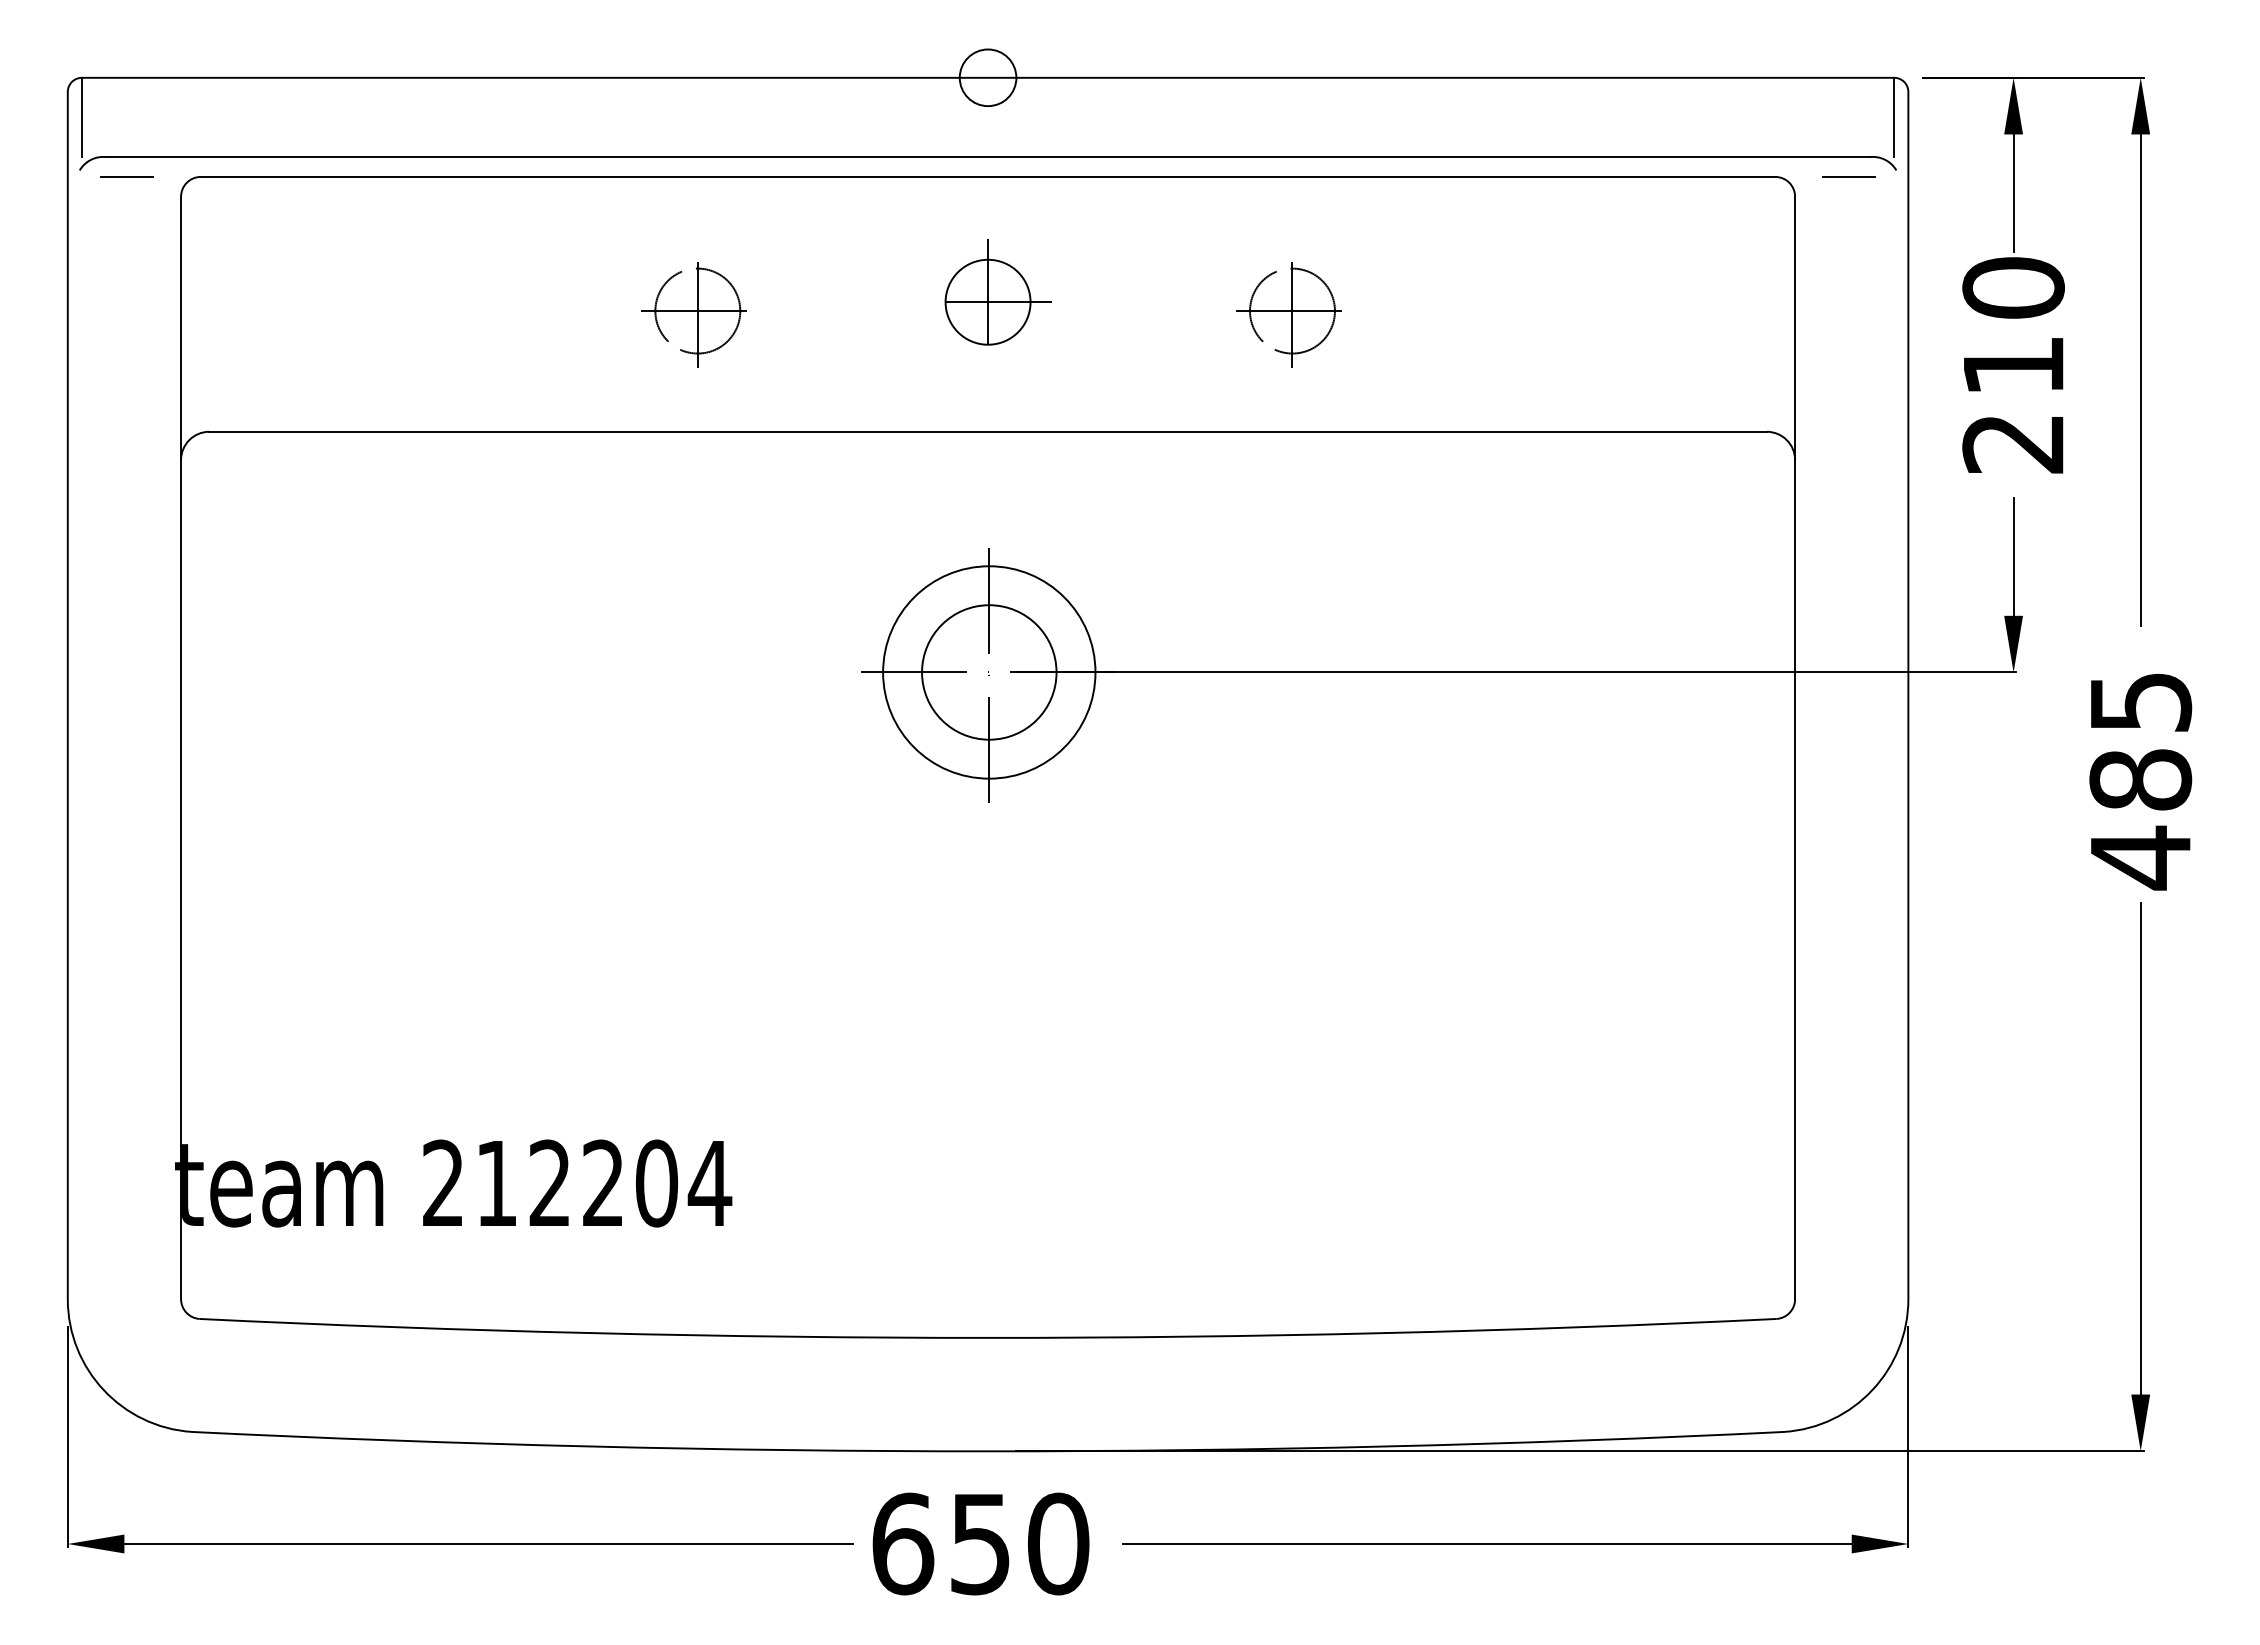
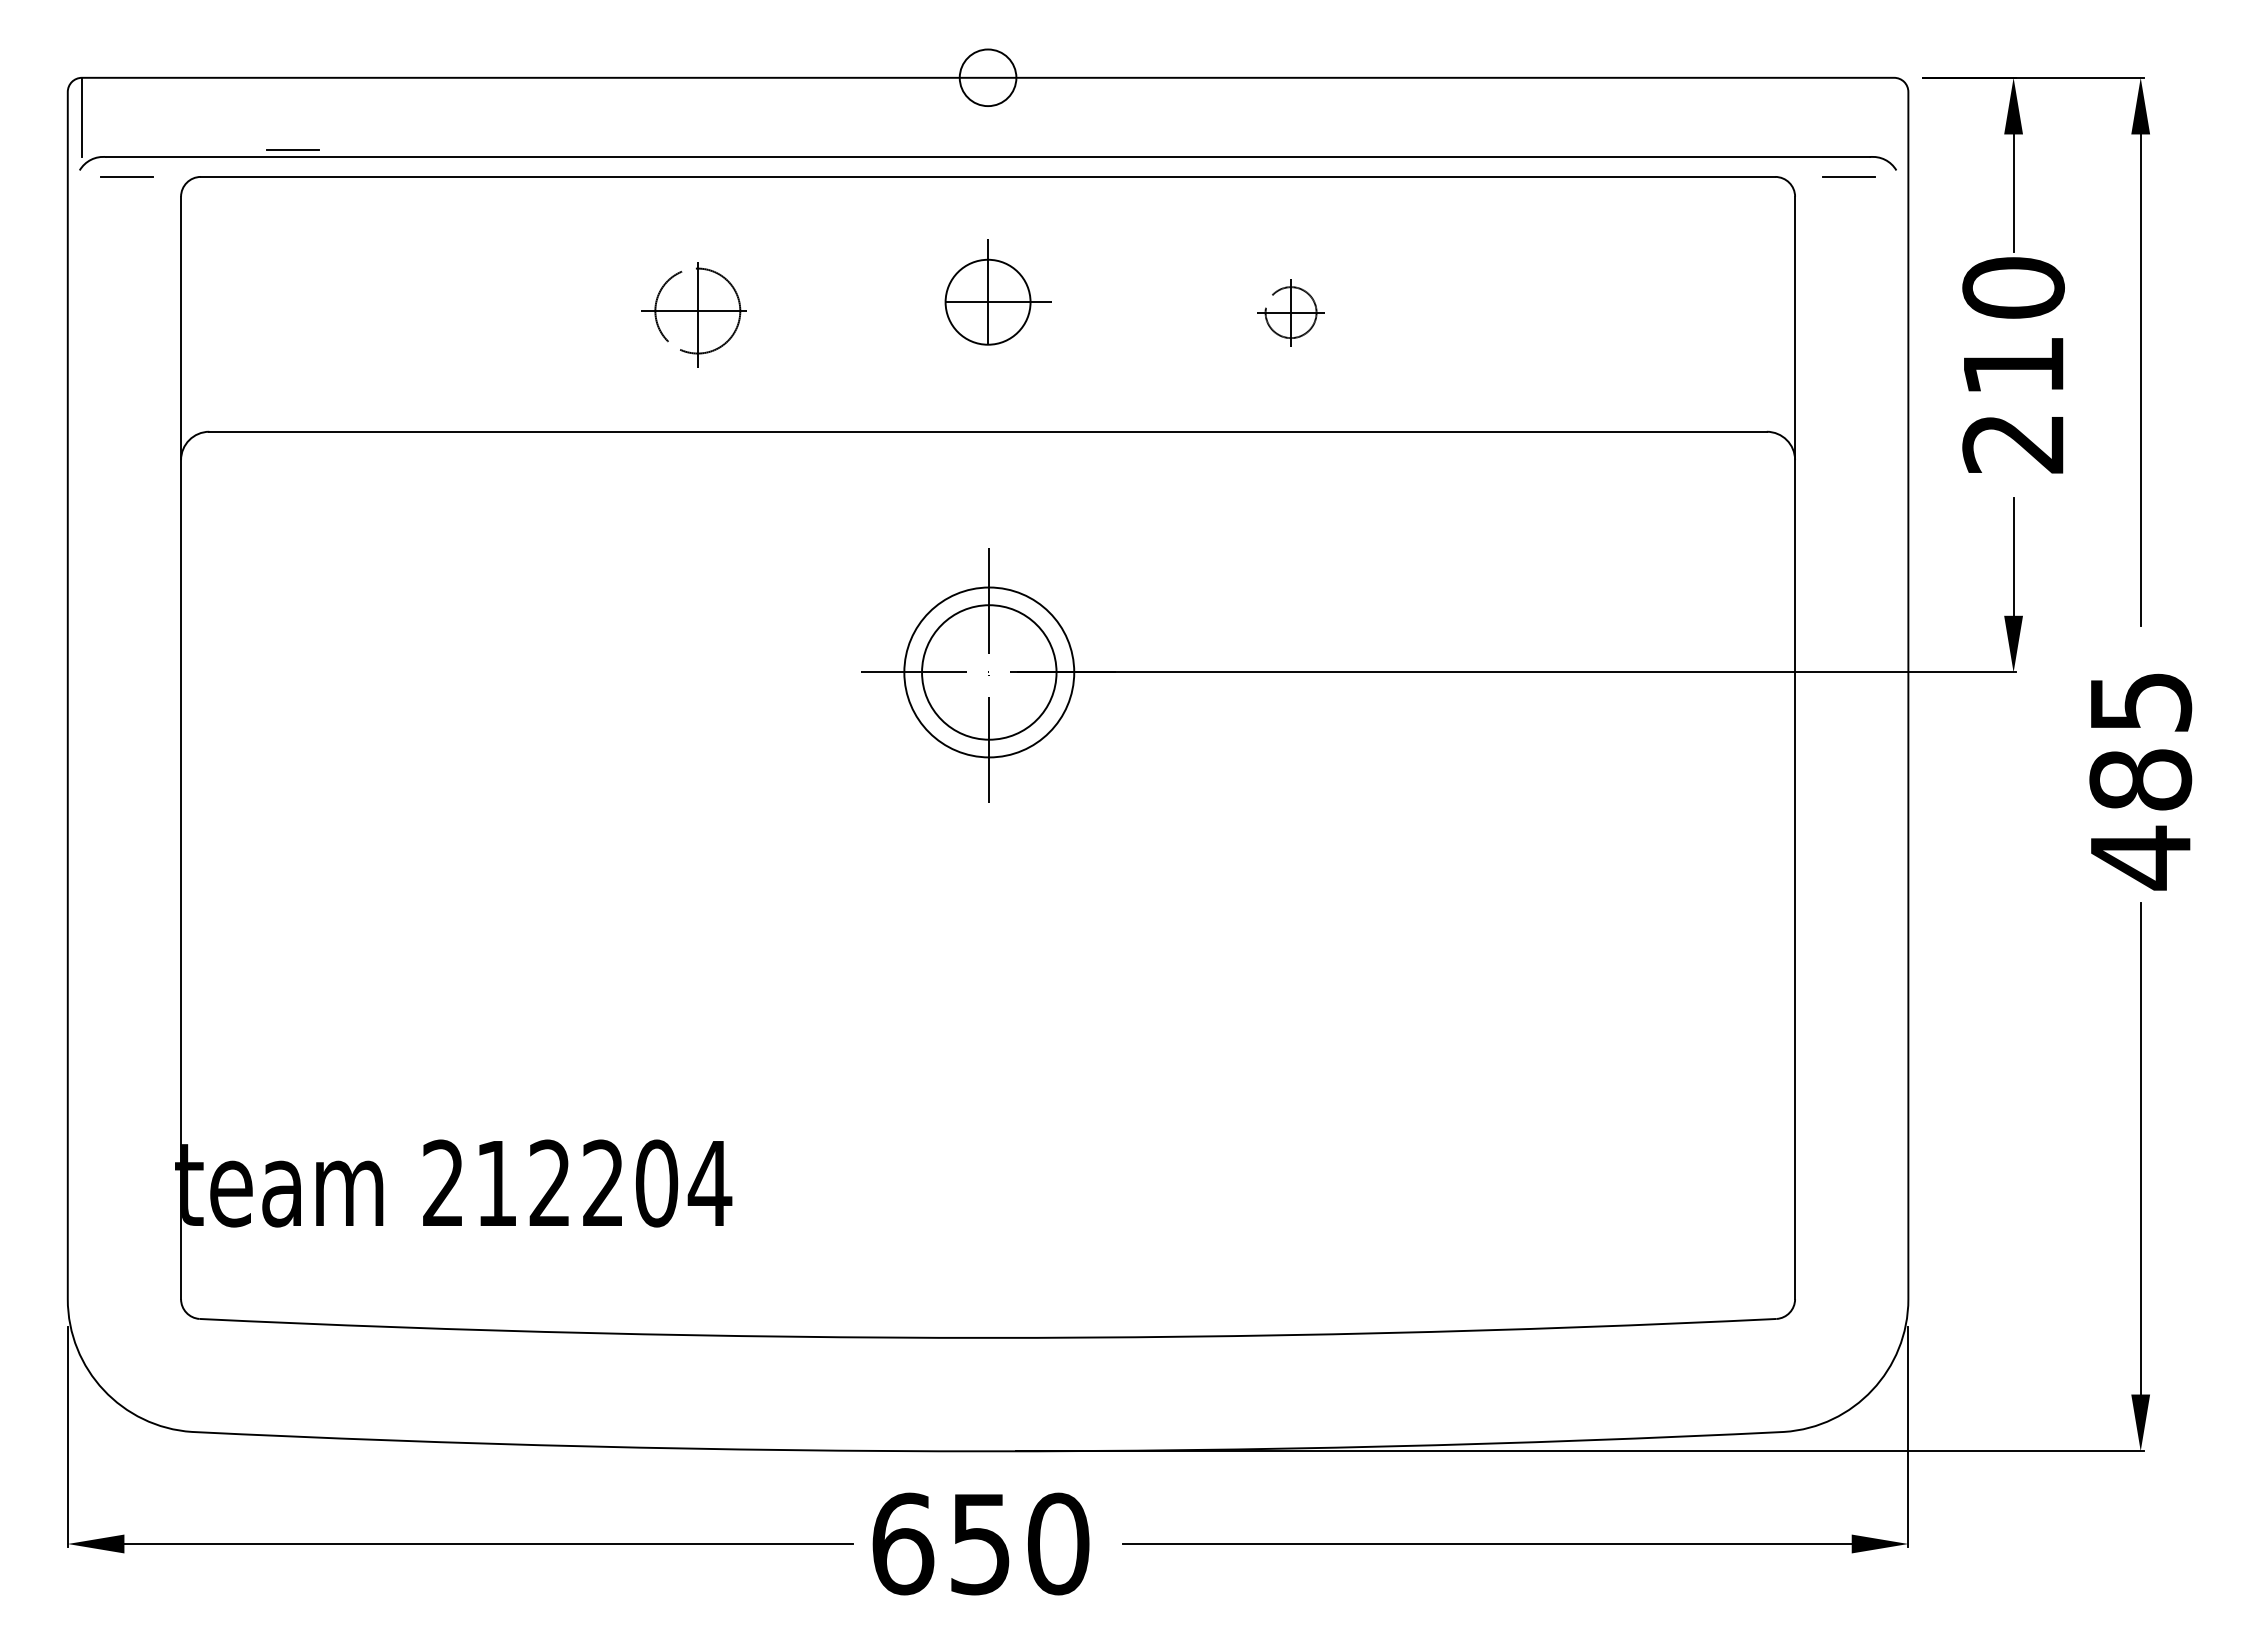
line: present -> none (1894, 117)
line: none -> present (292, 149)
part size: 106x106 px -> 68x68 px (1290, 312)
circle diameter: 212 px -> 170 px (989, 672)
